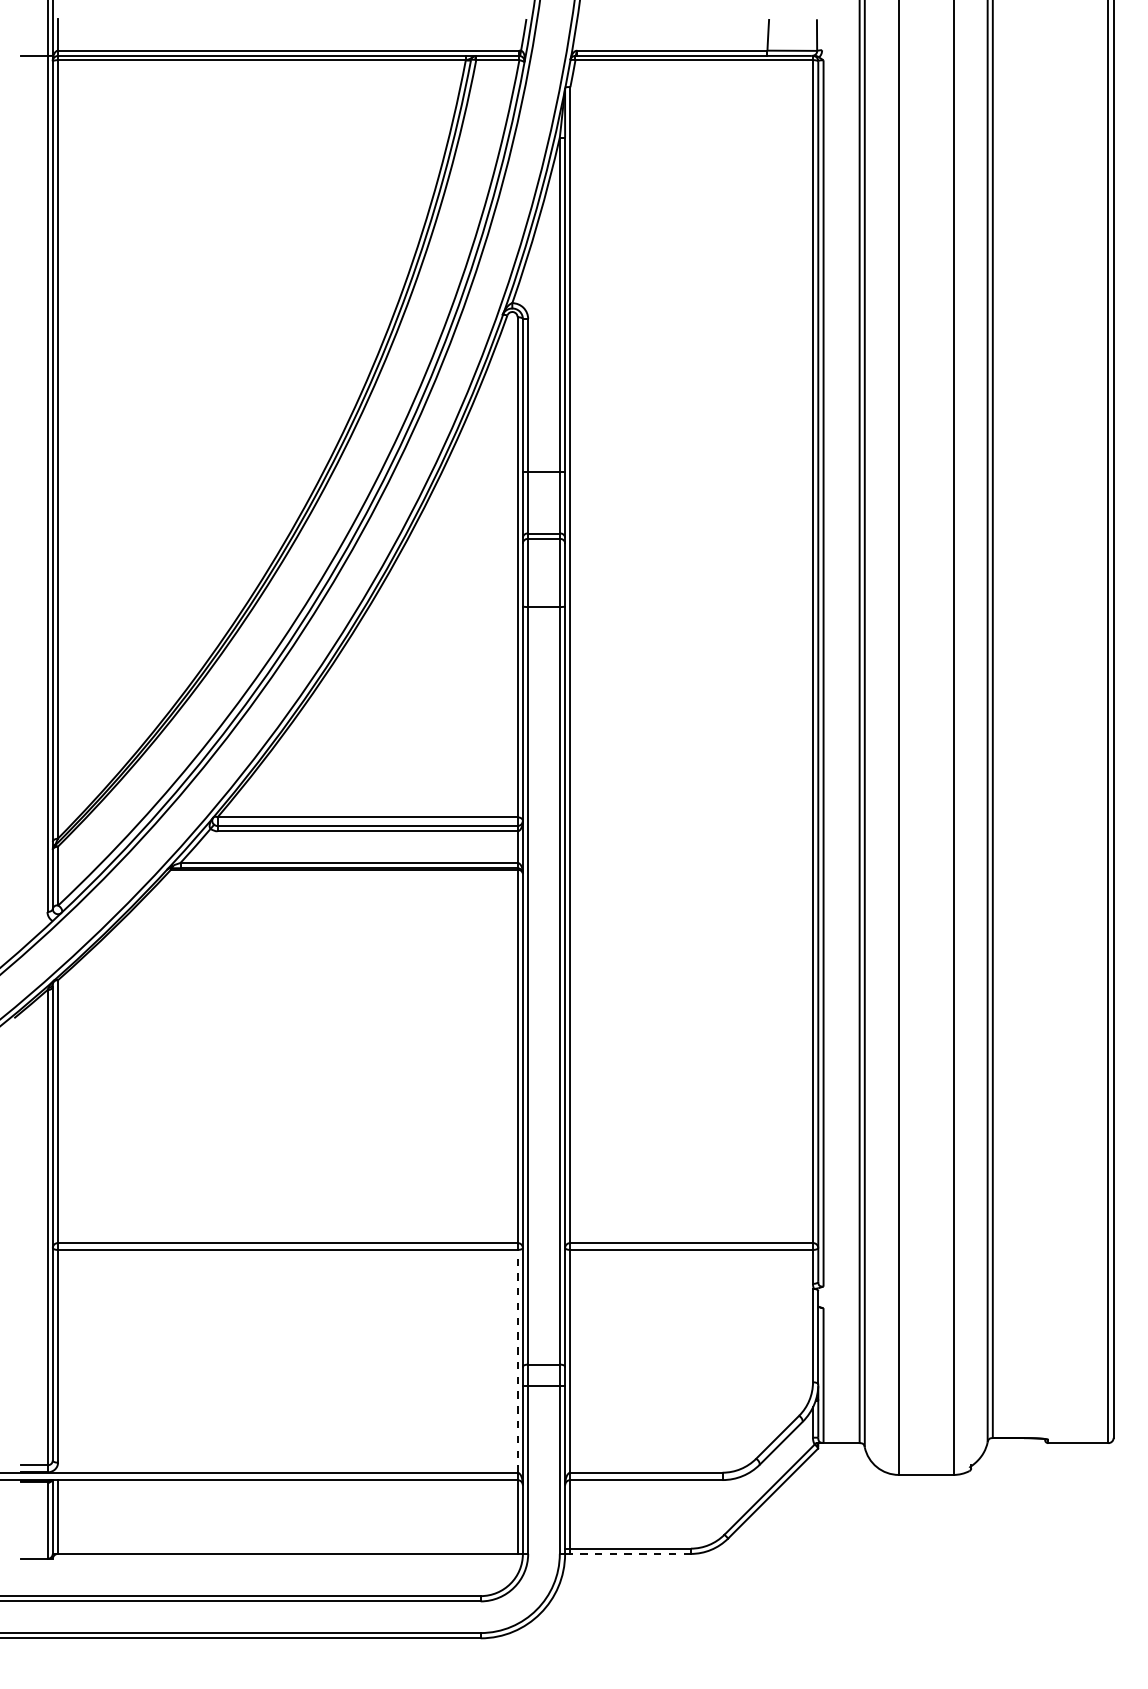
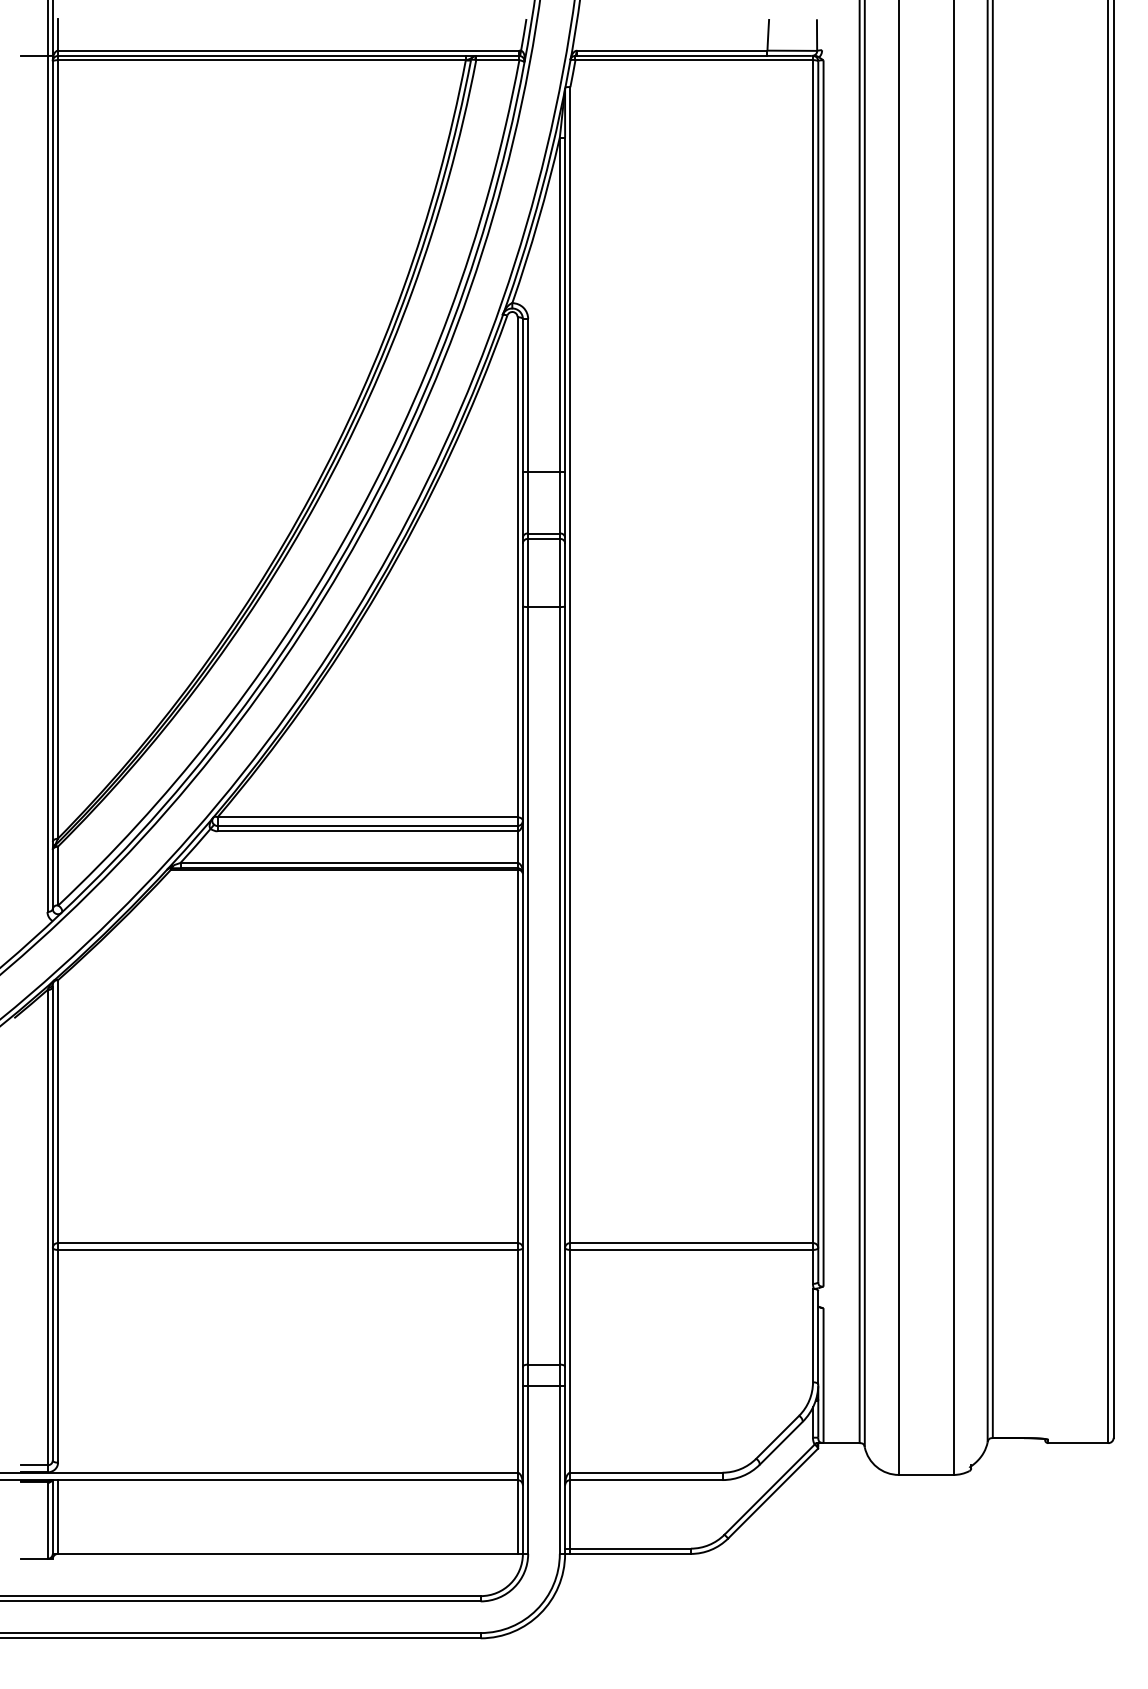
line: dashed -> solid (517, 1360)
line: dashed -> solid (630, 1553)
